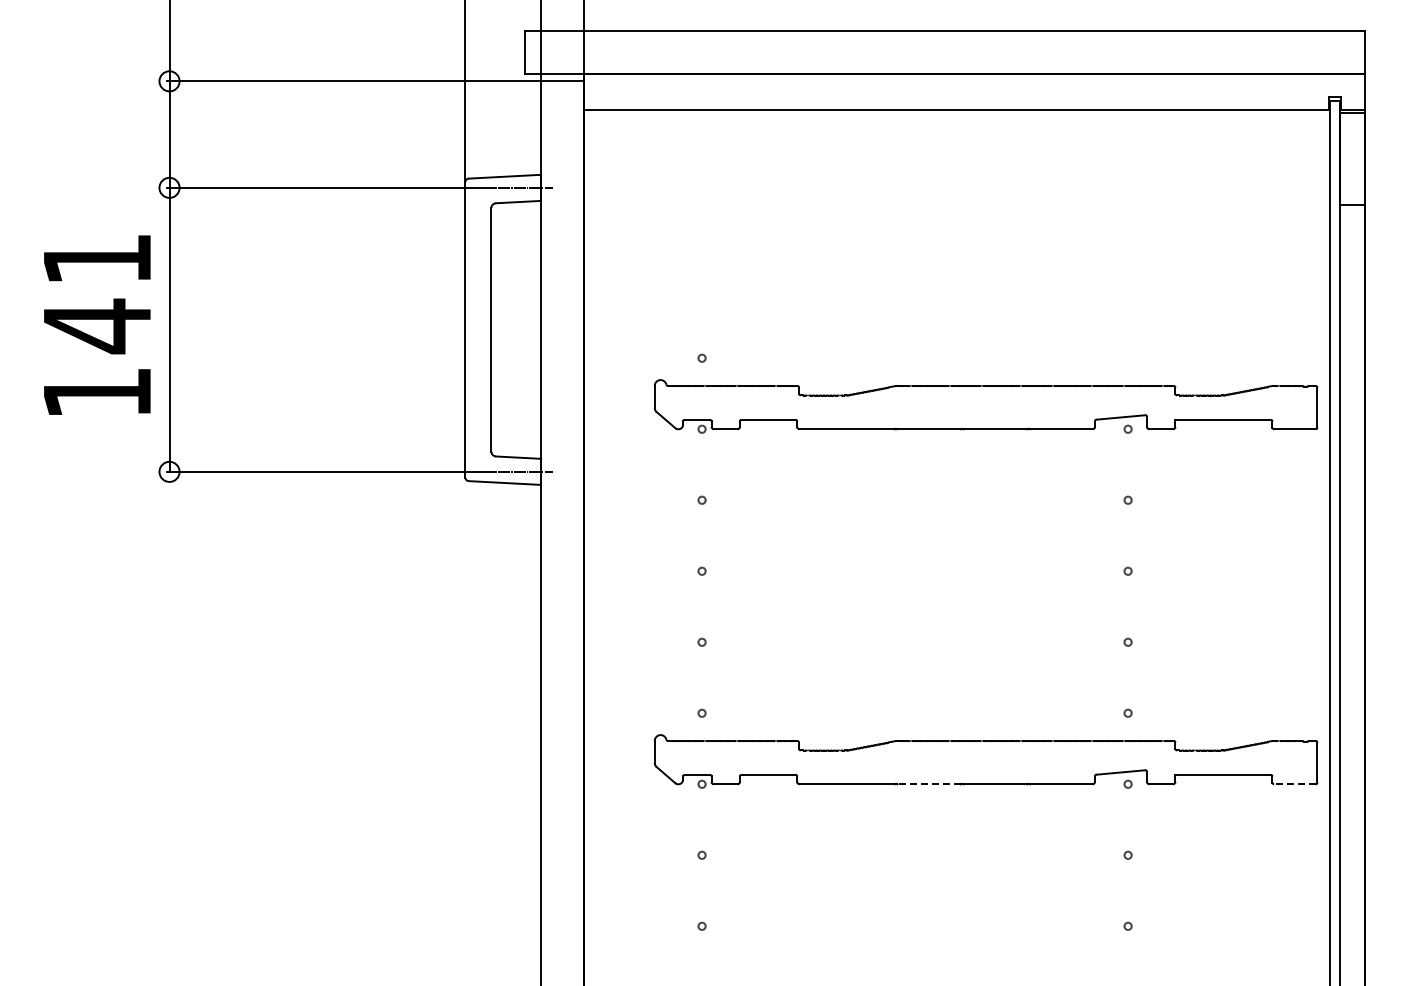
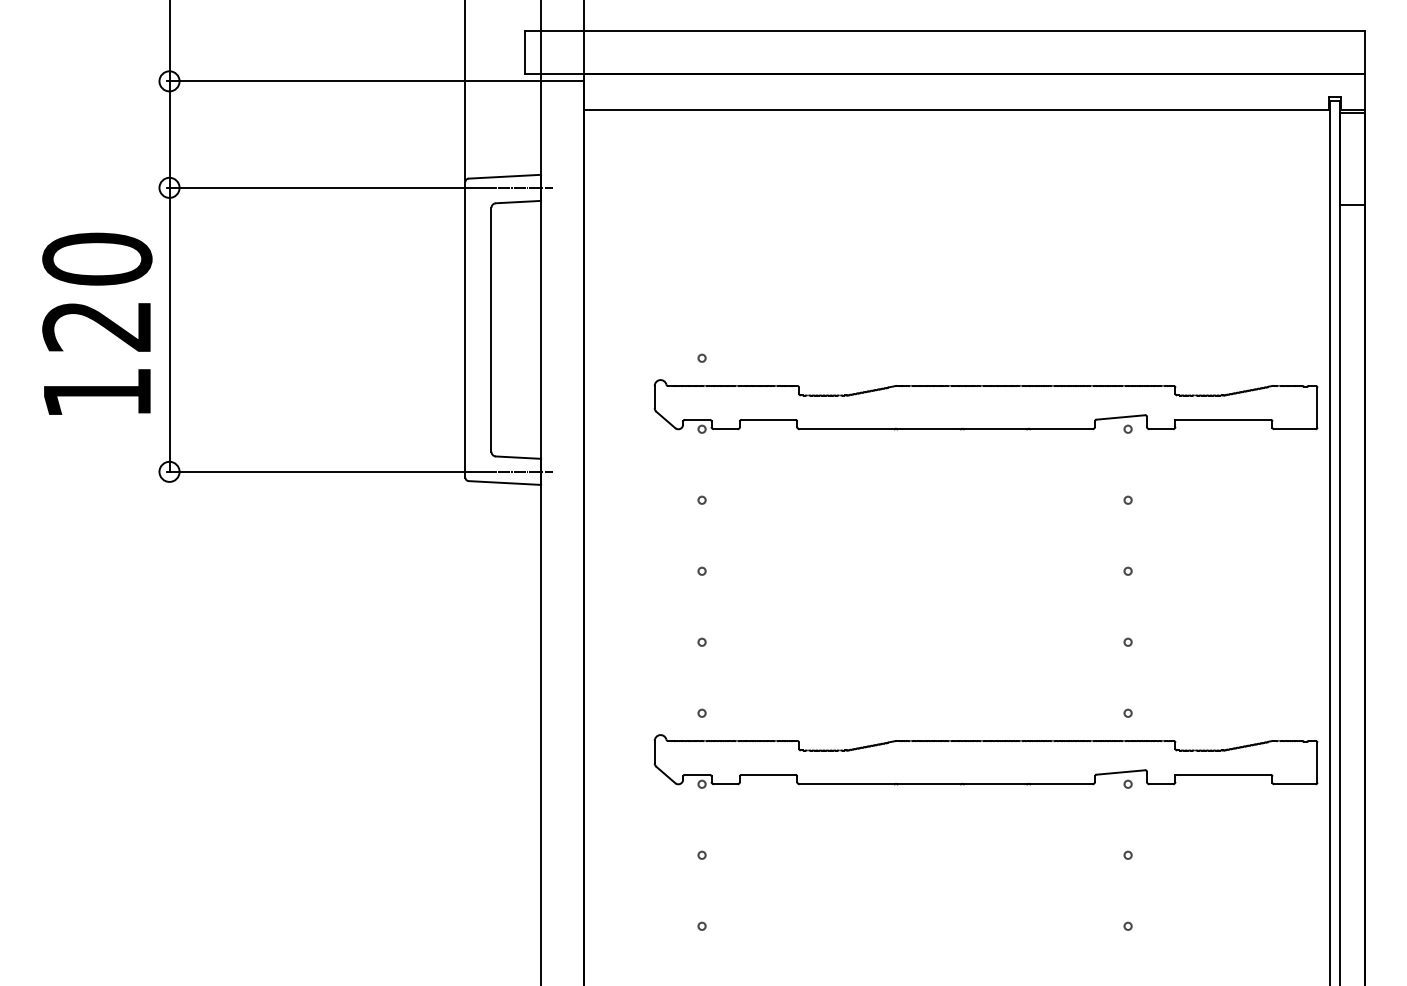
text: 141 -> 120 (97, 293)
line: dashed -> solid (929, 784)
line: dashed -> solid (1294, 784)
